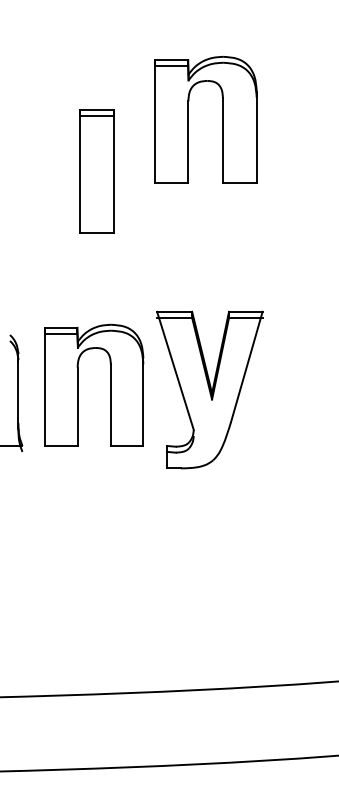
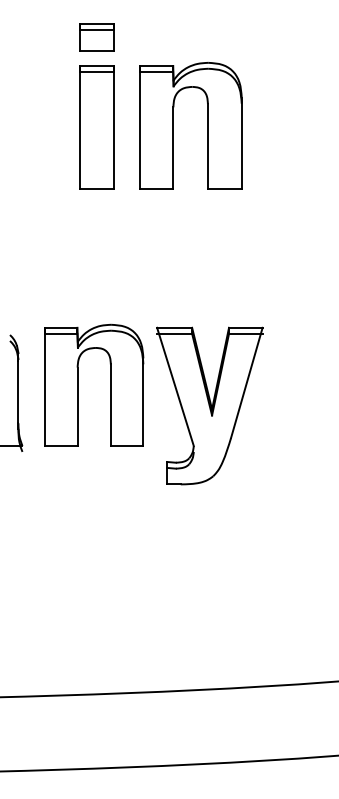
part: none -> present (96, 37)
part position: (188, 119) -> (173, 125) (173, 125)
part position: (96, 171) -> (96, 127) (96, 127)
part position: (209, 389) -> (209, 405) (209, 405)
